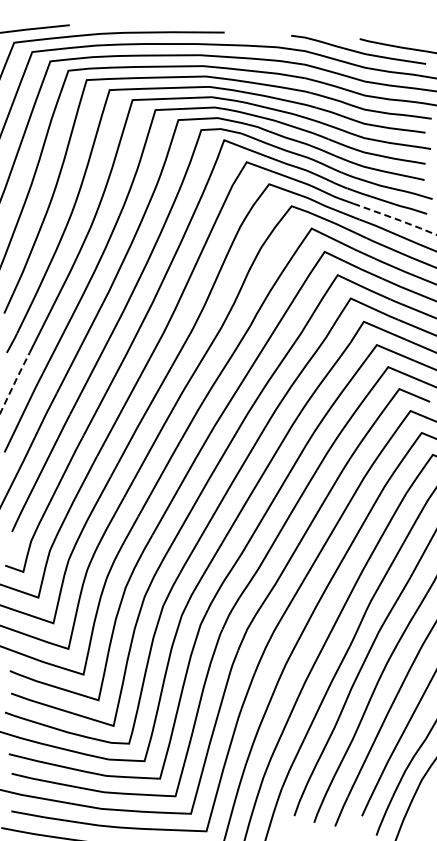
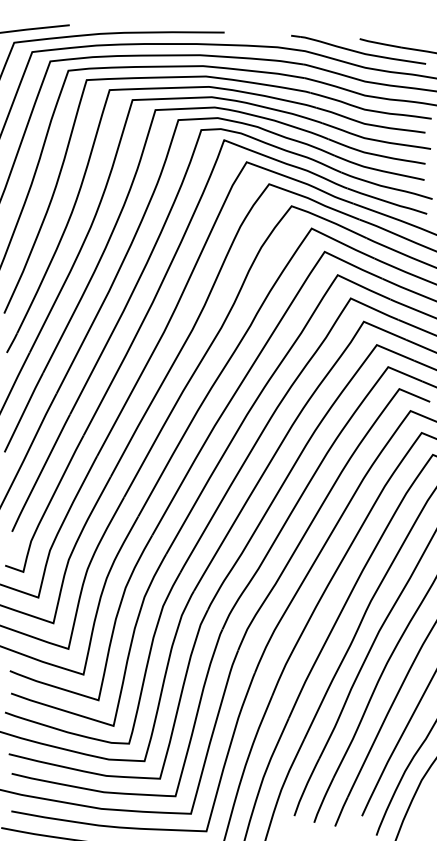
line: dashed -> solid (396, 219)
line: dashed -> solid (15, 381)
